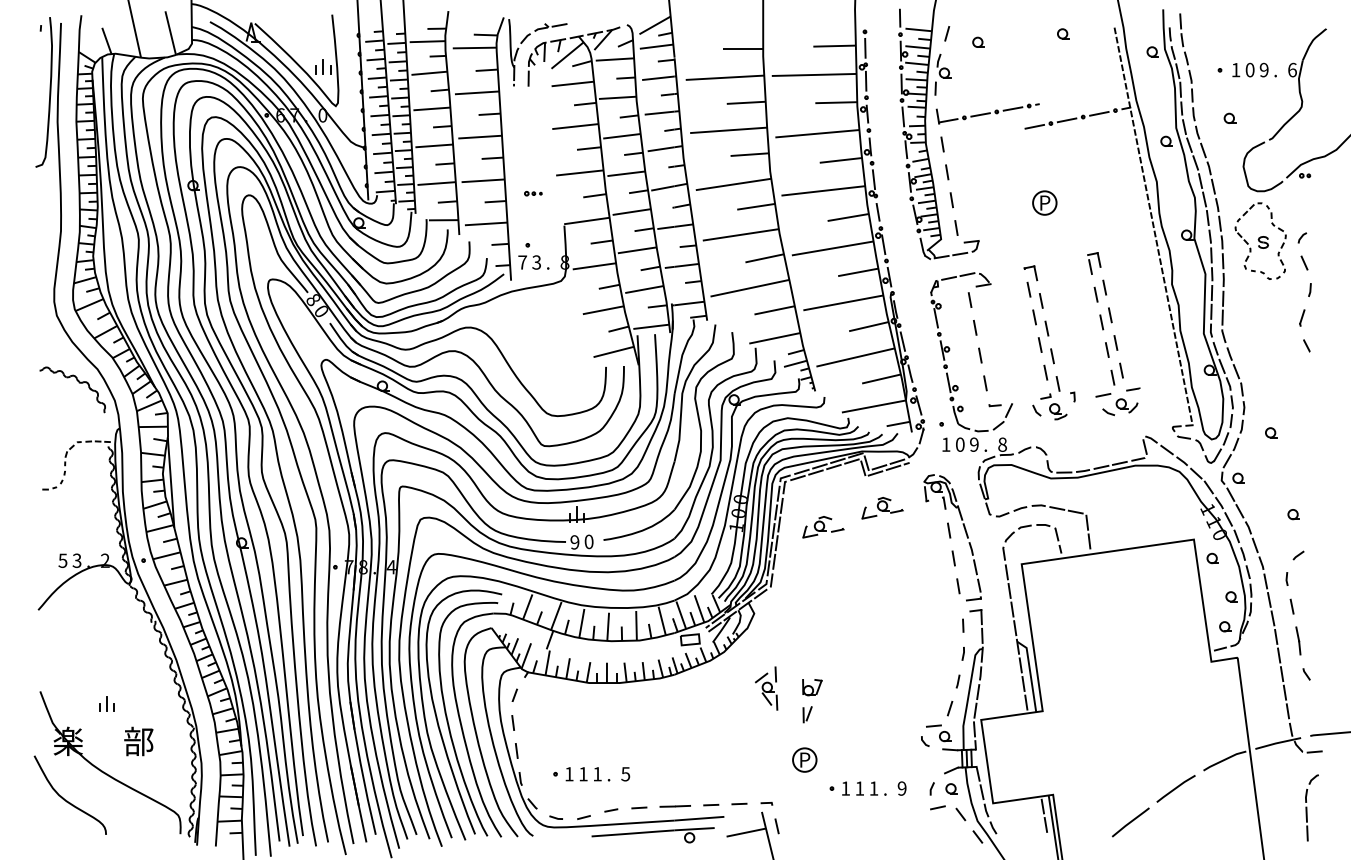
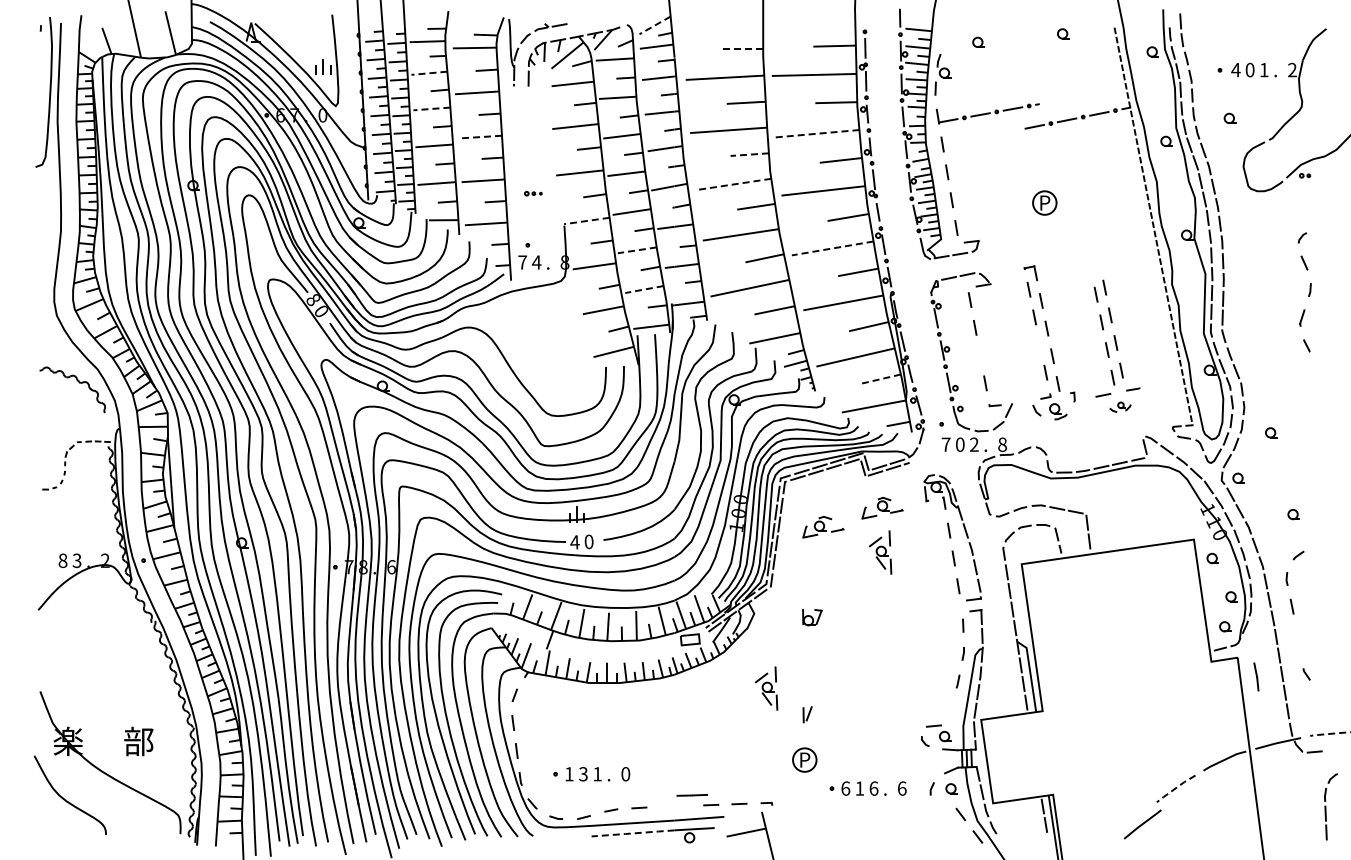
line: solid -> dashed (655, 25)
line: present -> none (947, 33)
line: solid -> dashed (742, 49)
text: 9 -> 1 (1263, 69)
text: 6 -> 2 (1292, 69)
text: 1 -> 4 (1235, 70)
line: solid -> dashed (428, 73)
line: solid -> dashed (431, 108)
line: solid -> dashed (816, 133)
line: solid -> dashed (480, 137)
line: solid -> dashed (749, 154)
line: solid -> dashed (733, 184)
line: solid -> dashed (586, 221)
part: present -> none (1260, 240)
line: solid -> dashed (832, 248)
line: solid -> dashed (637, 250)
text: 3 -> 4 (536, 262)
part: present -> none (1094, 263)
line: solid -> dashed (644, 289)
line: present -> none (1039, 344)
line: present -> none (980, 355)
line: solid -> dashed (881, 379)
part size: 37x19 px -> 23x12 px (1120, 406)
text: 1 -> 7 (945, 444)
text: 9 -> 2 (974, 444)
text: 9 -> 4 (574, 542)
part: none -> present (880, 552)
text: 5 -> 8 (62, 560)
text: 4 -> 6 (390, 567)
line position: (1298, 640) -> (1256, 676) (1256, 676)
part position: (812, 687) -> (812, 617) (812, 617)
part: present -> none (106, 703)
line: present -> none (949, 708)
line: solid -> dashed (1329, 733)
text: 1 -> 3 (583, 774)
text: 5 -> 0 (625, 774)
text: 1 -> 6 (845, 788)
text: 1 -> 6 (873, 788)
text: 9 -> 6 (901, 788)
line: solid -> dashed (1175, 788)
line position: (674, 806) -> (691, 795) (691, 795)
line: present -> none (937, 807)
part position: (1311, 807) -> (1330, 806) (1330, 806)
line position: (1130, 822) -> (1142, 824) (1142, 824)
line: present -> none (776, 826)
line: solid -> dashed (633, 833)
